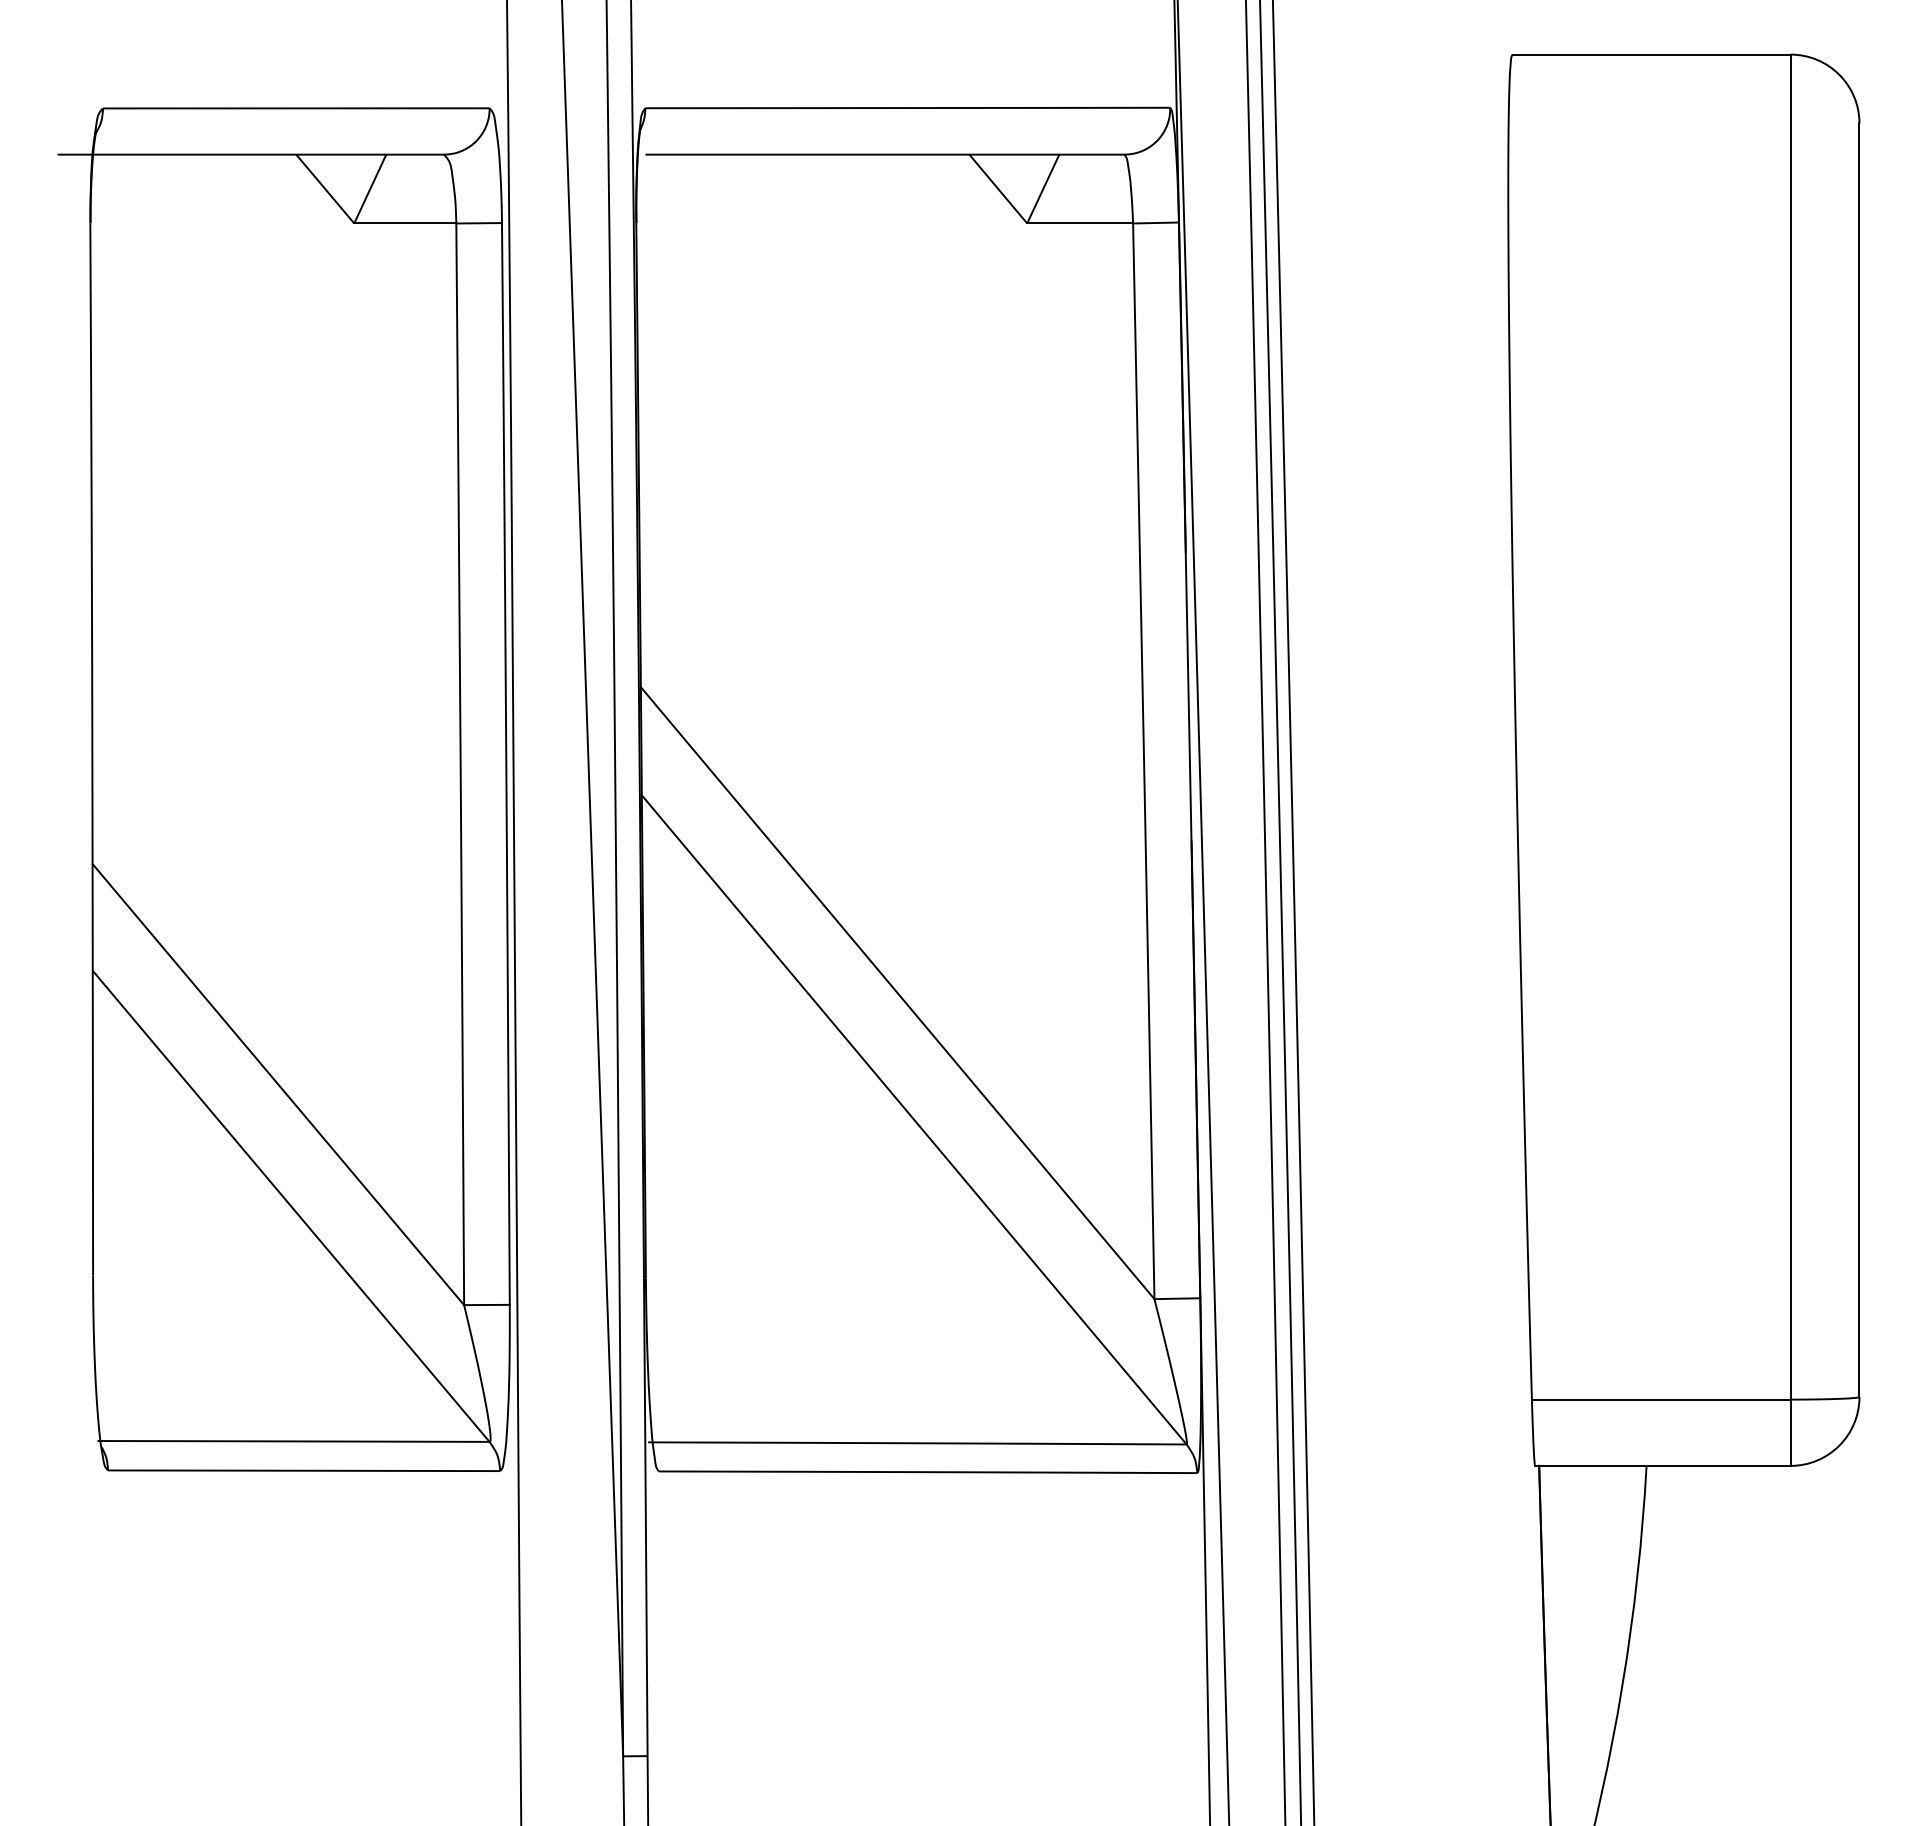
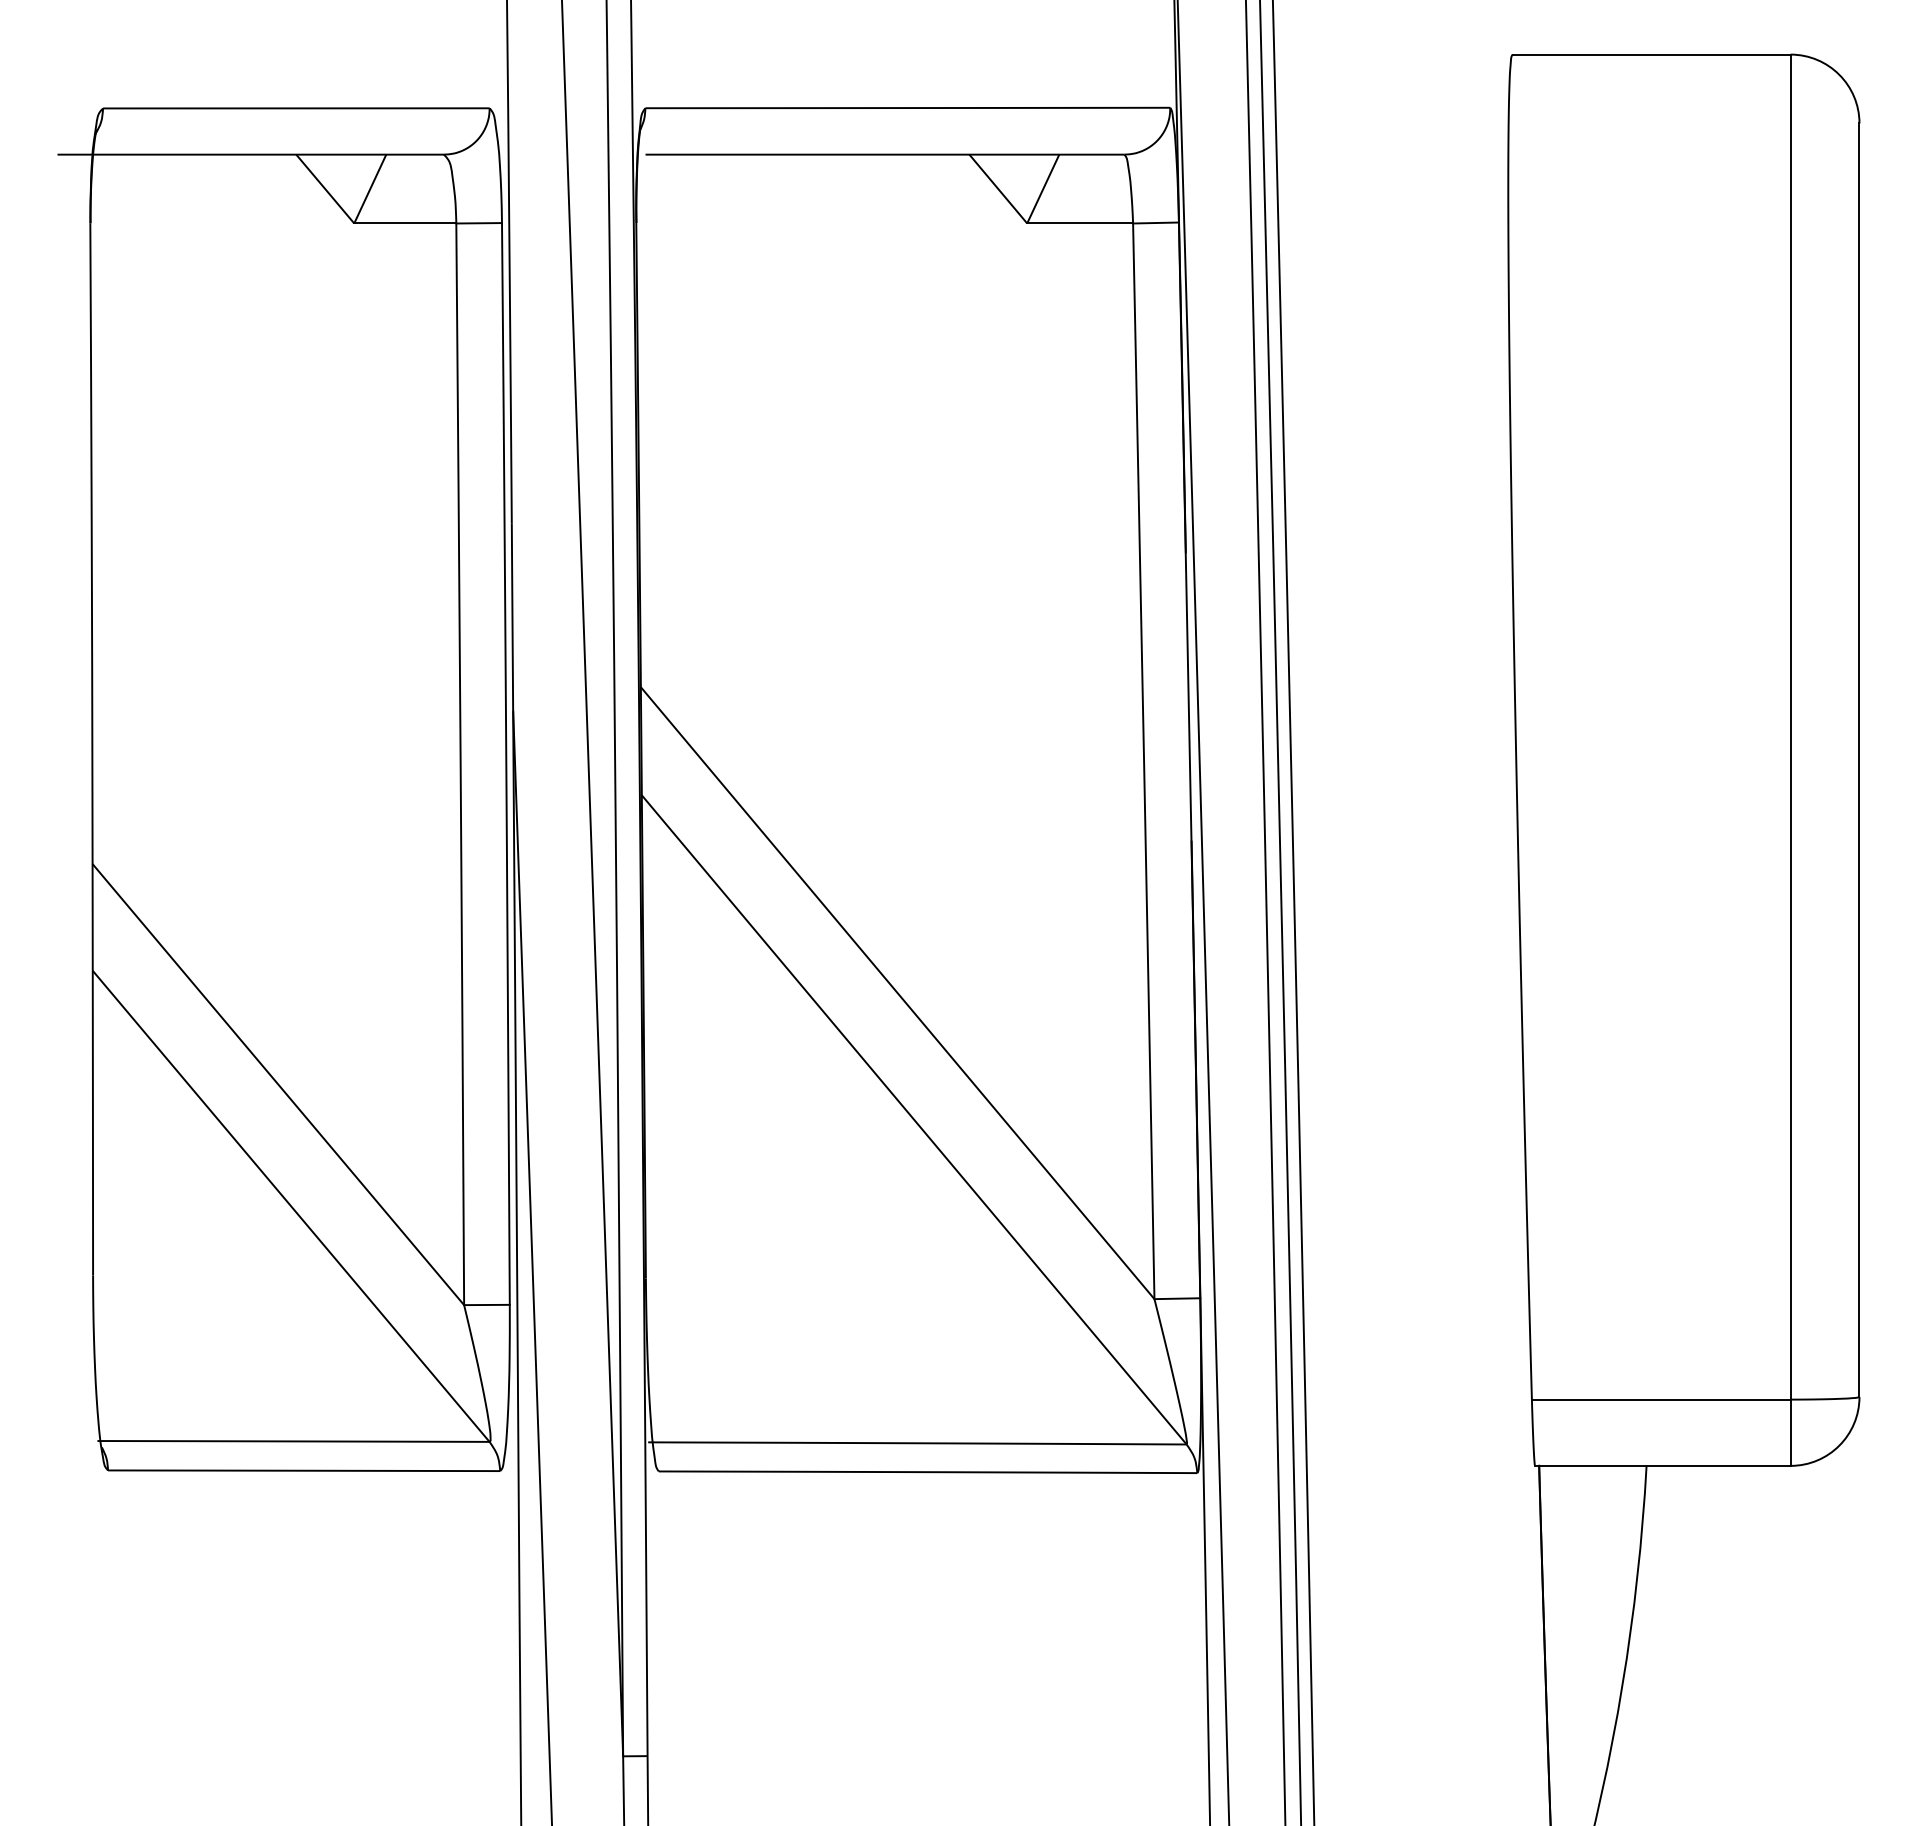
line: none -> present (532, 1266)
